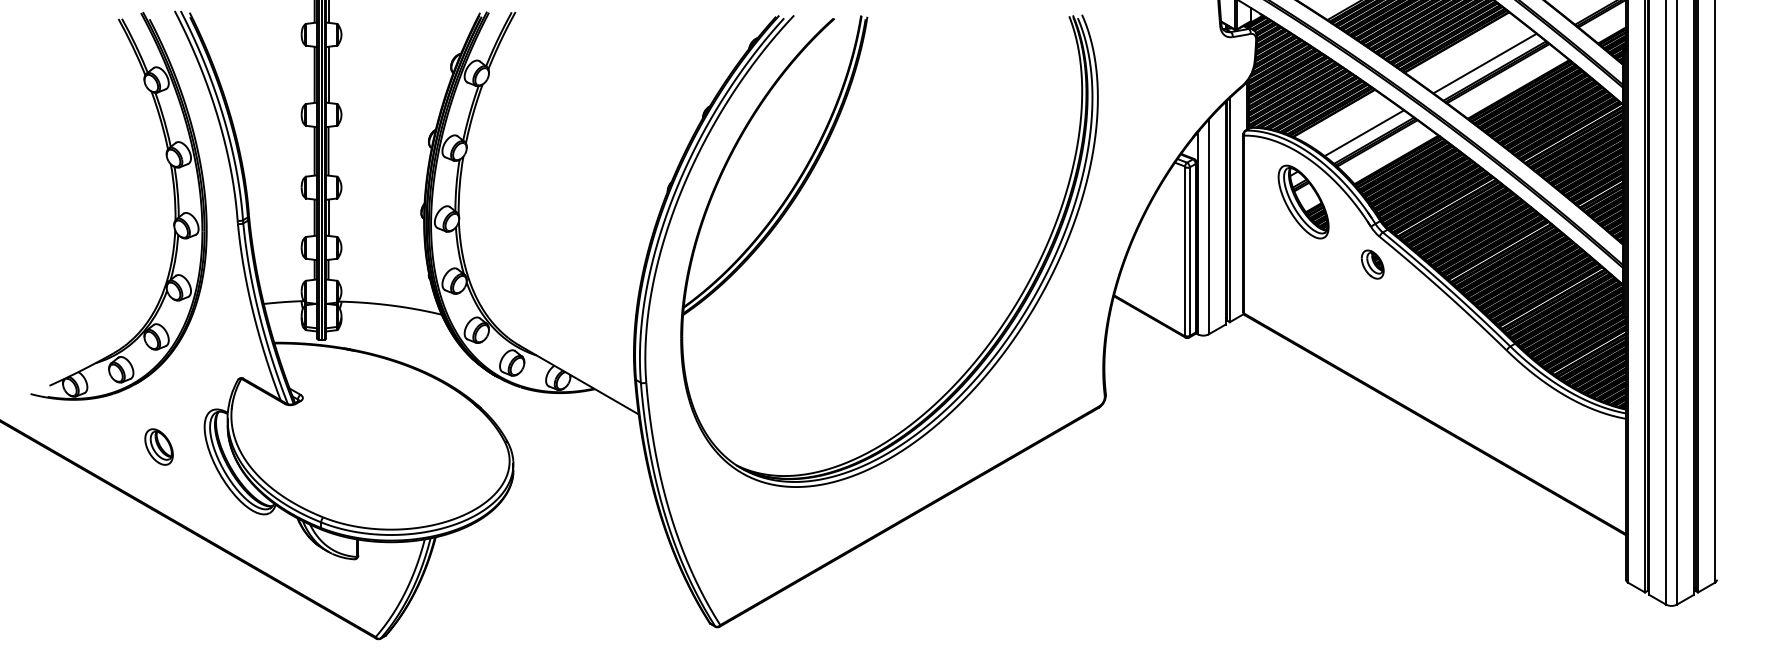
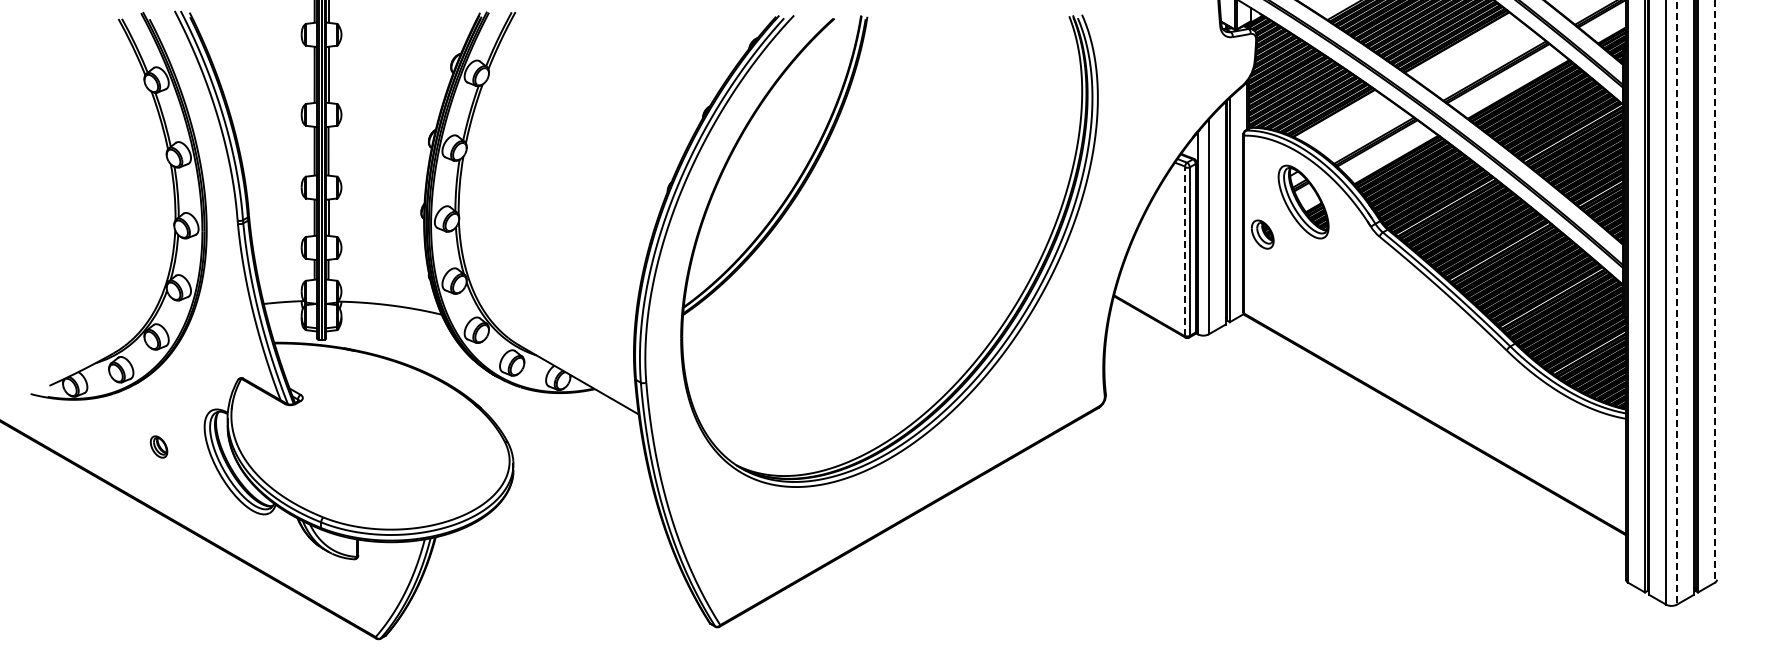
line: present -> none (1484, 63)
line: present -> none (1363, 133)
line: solid -> dashed (1185, 251)
part position: (1372, 264) -> (1262, 234) (1262, 234)
line: solid -> dashed (1714, 291)
line: solid -> dashed (1676, 302)
part size: 30x38 px -> 20x24 px (158, 446)
